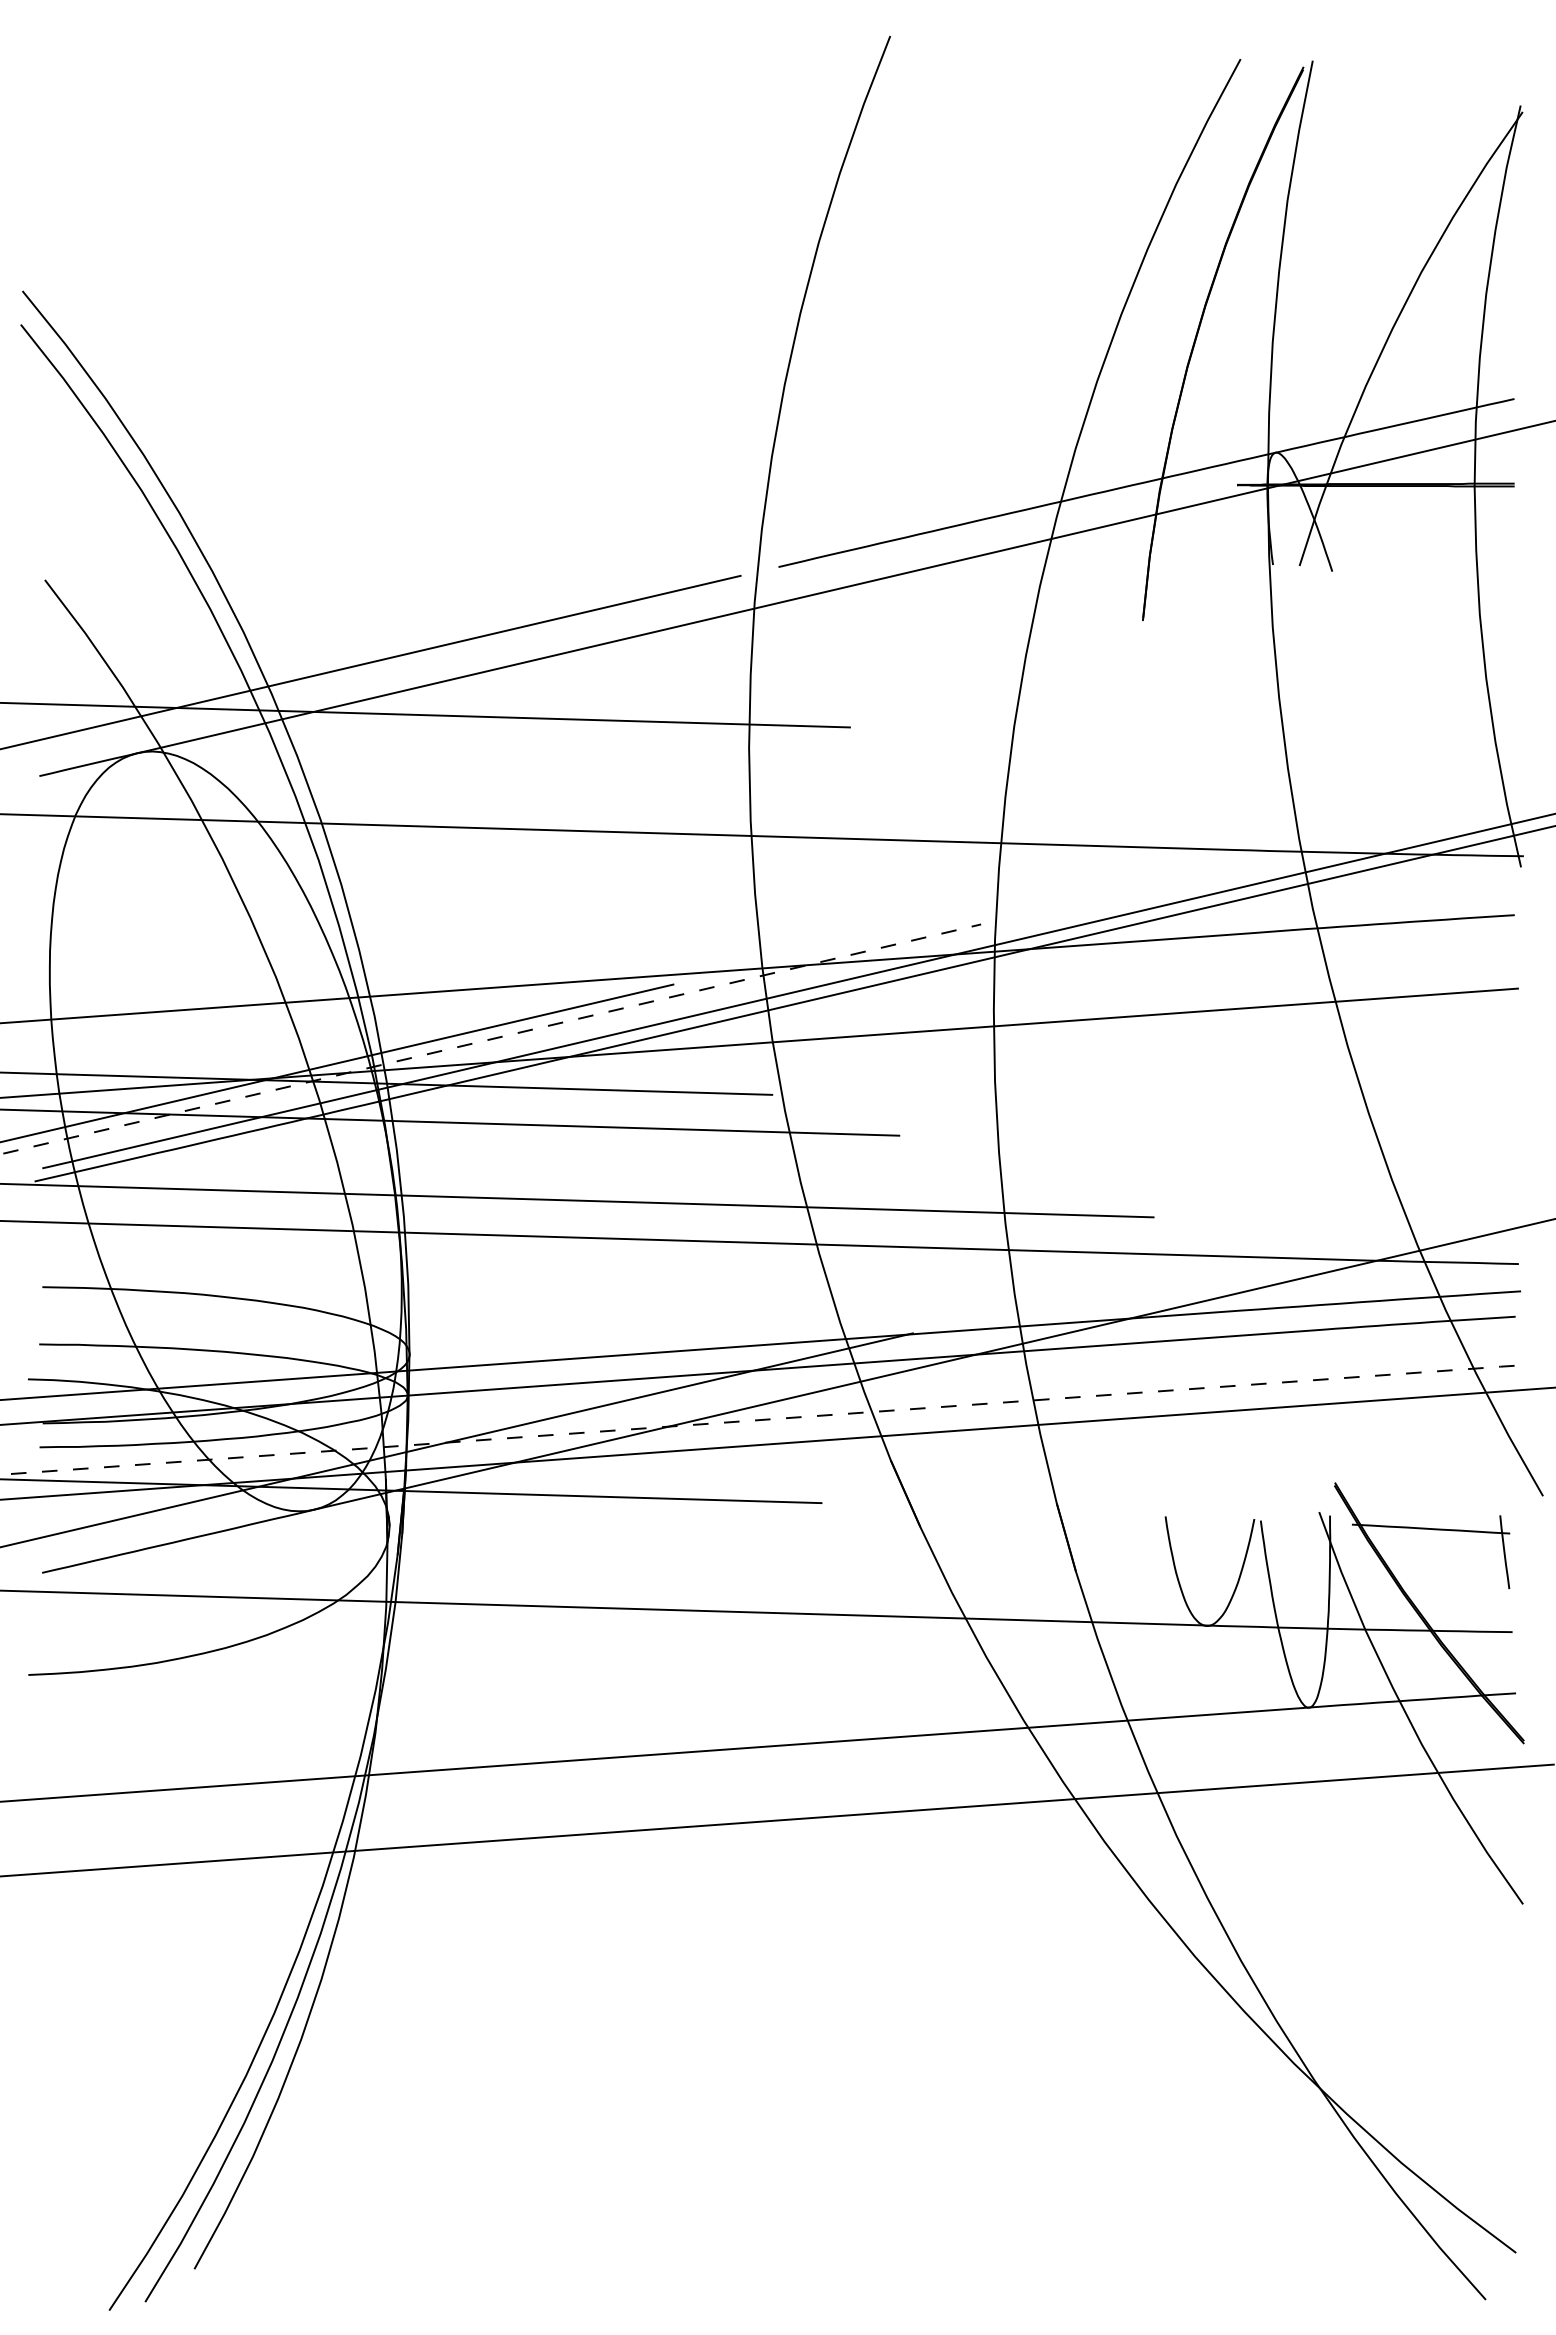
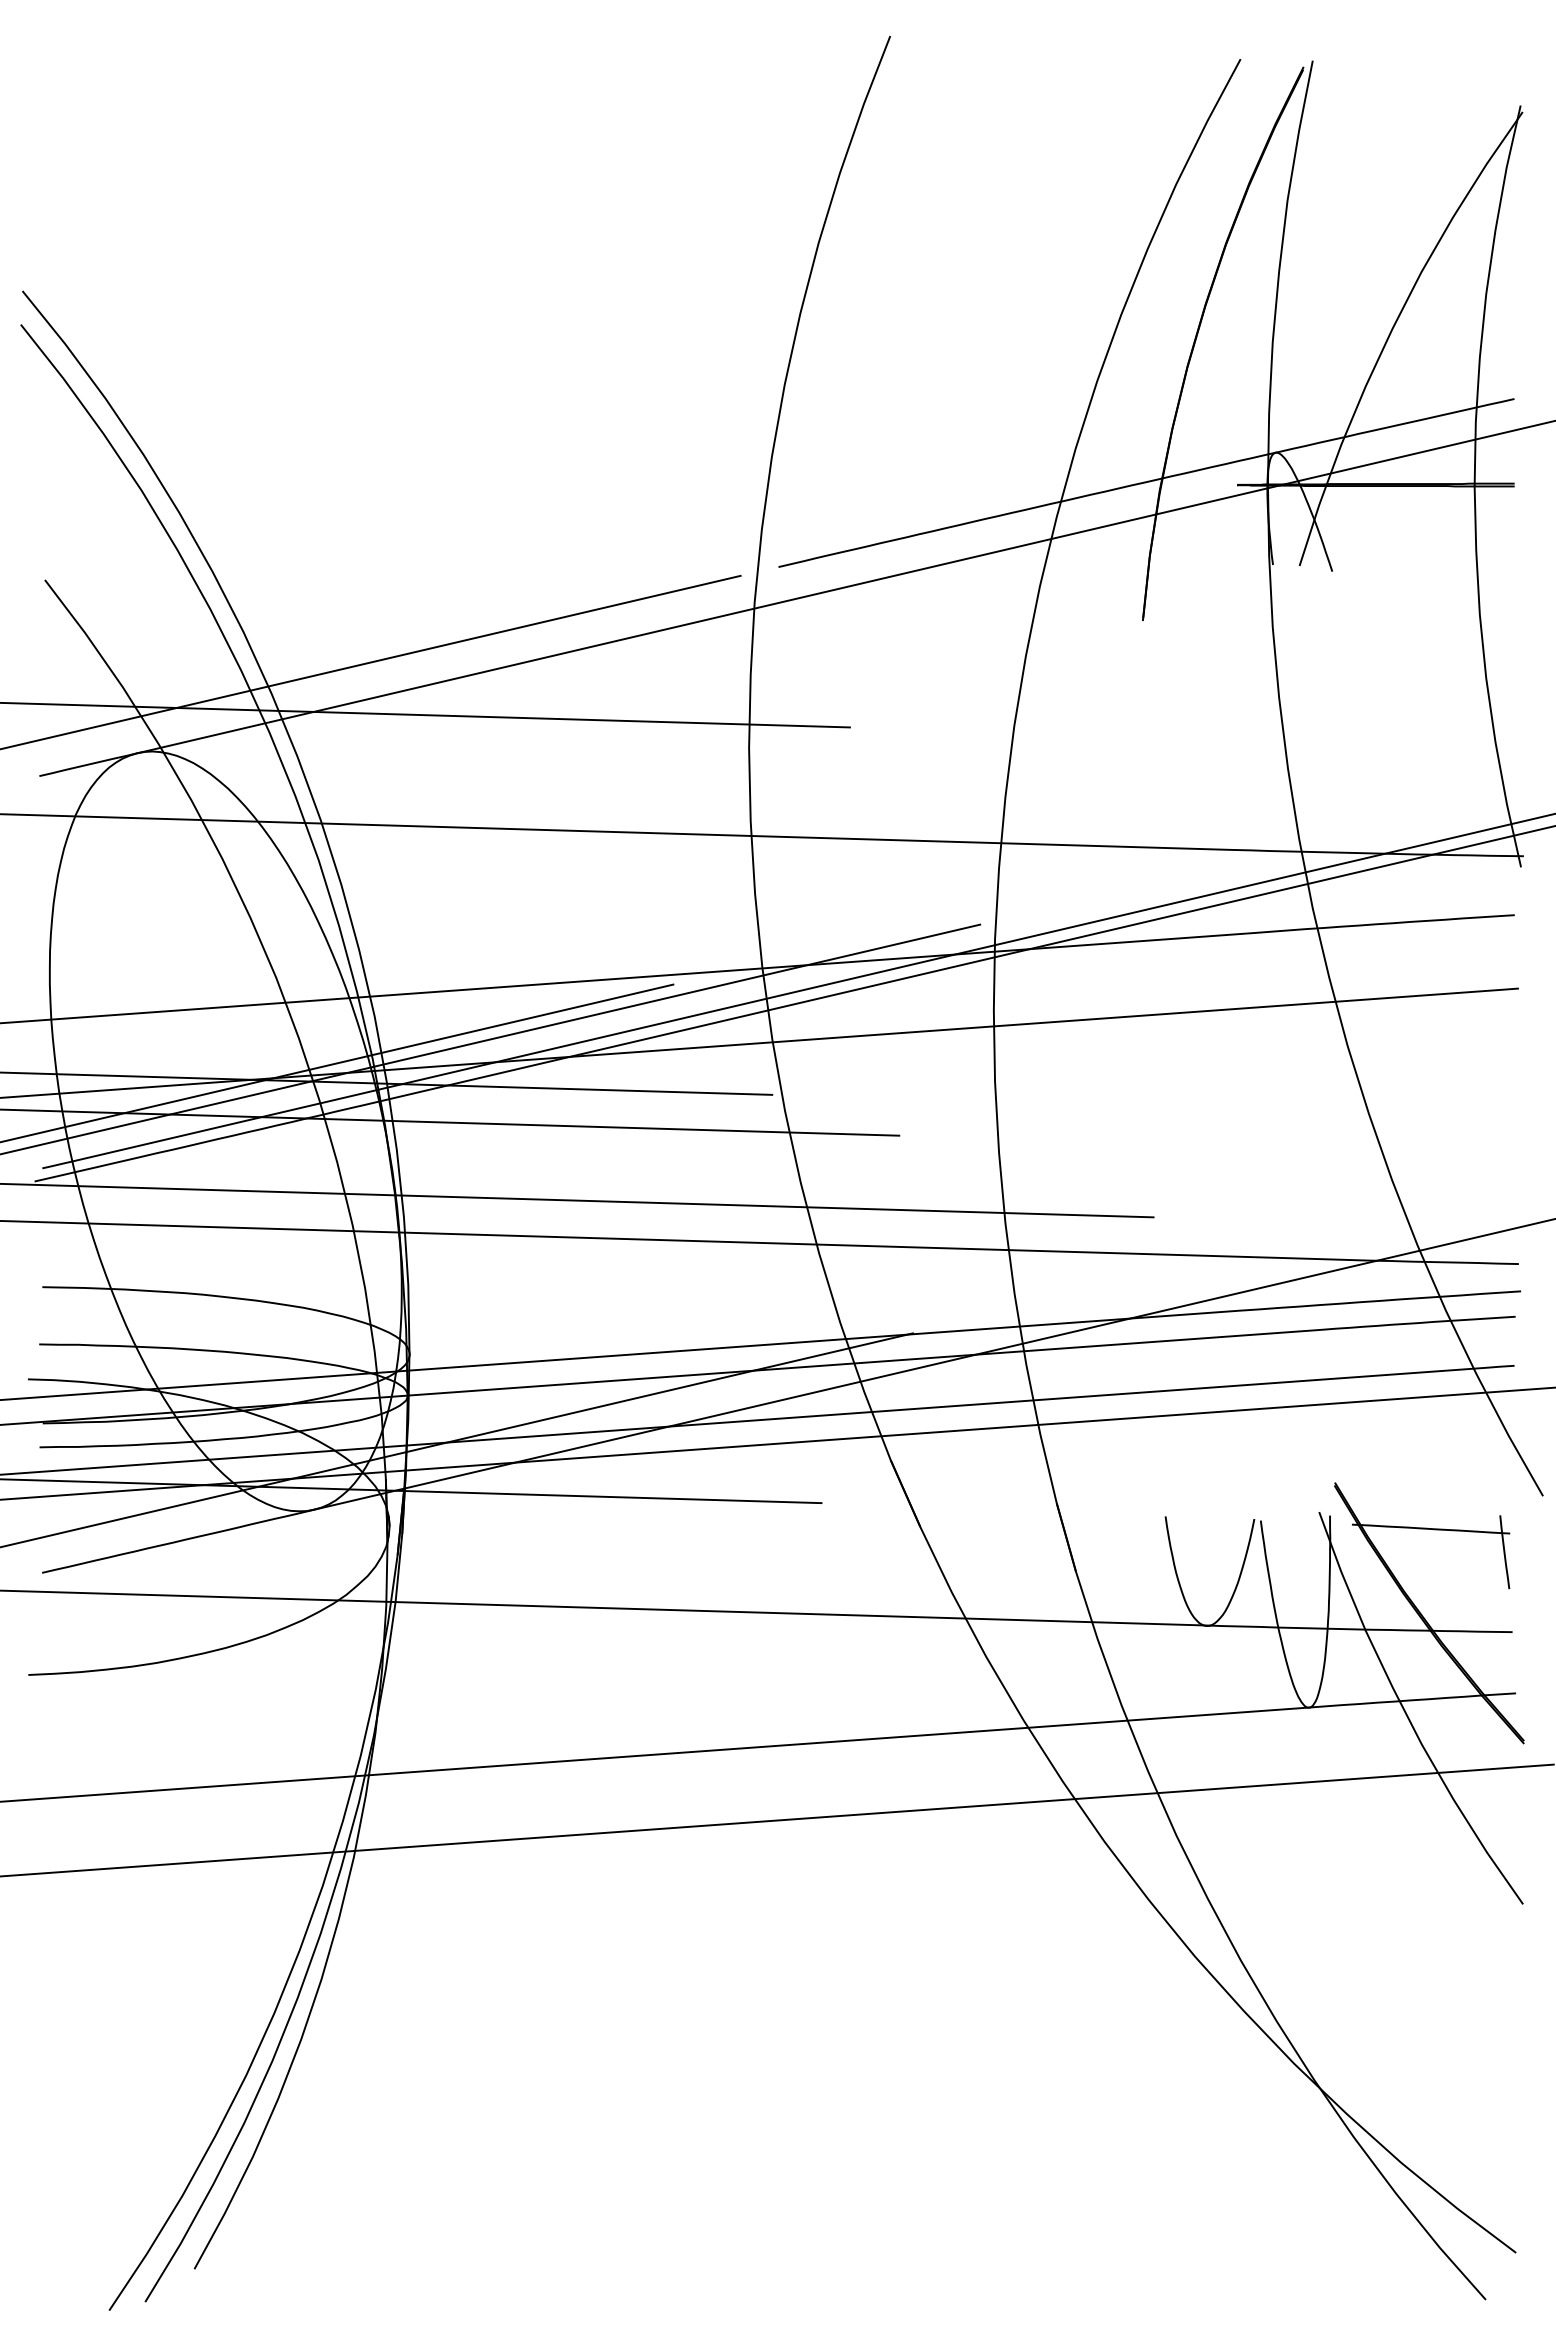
line: dashed -> solid (491, 1039)
line: dashed -> solid (758, 1420)
